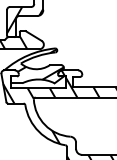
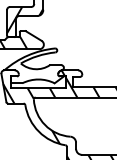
hatch: present -> none (40, 64)
